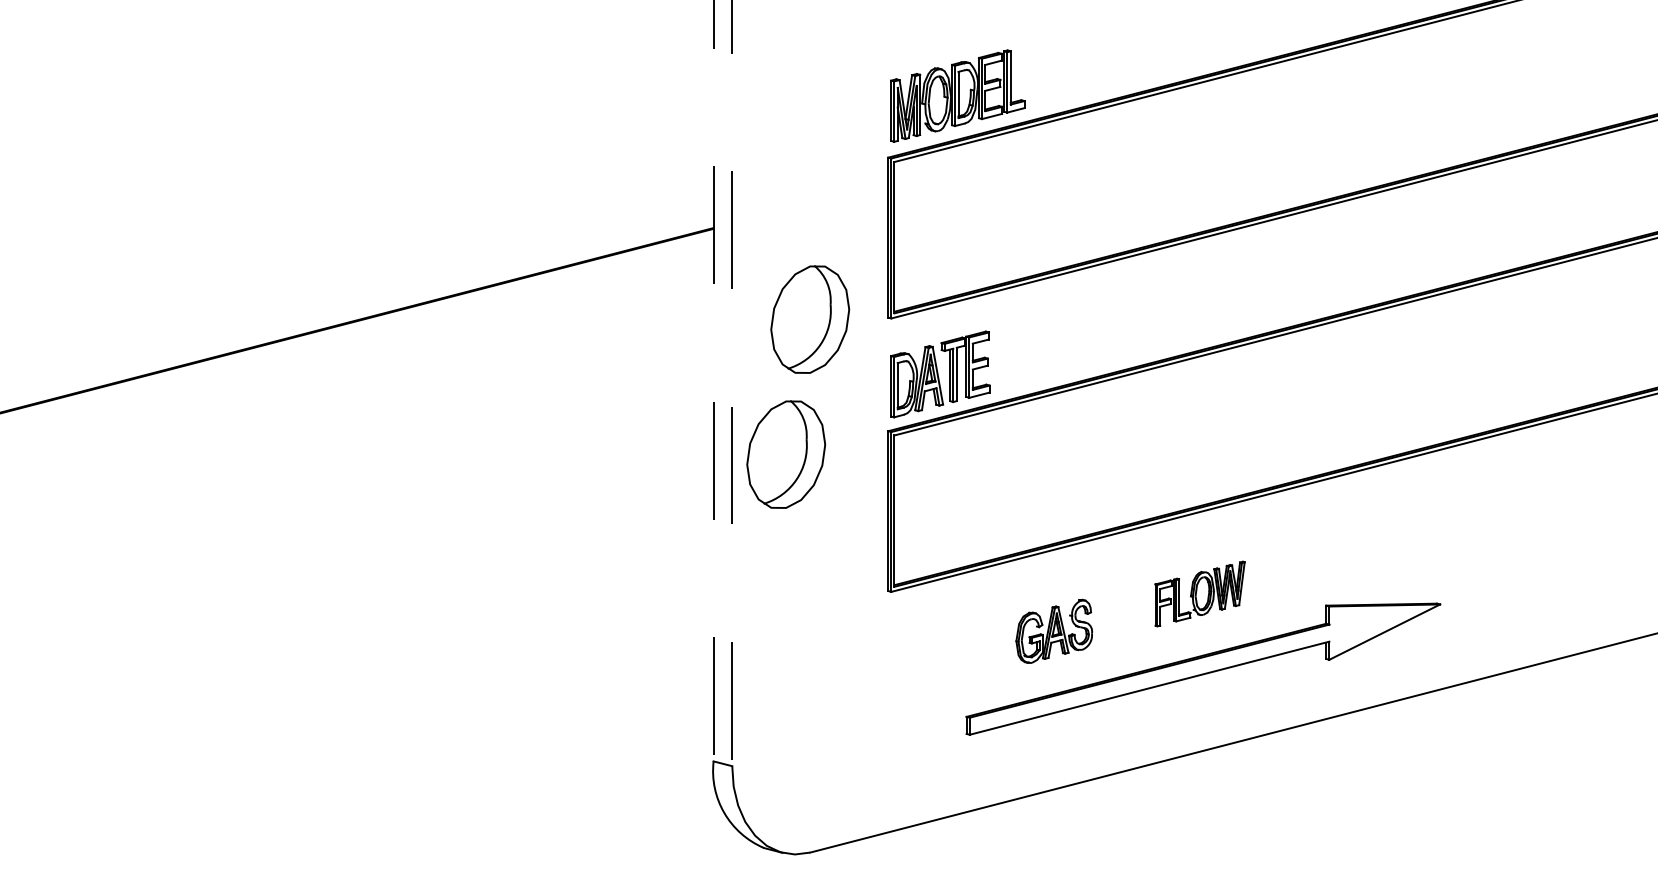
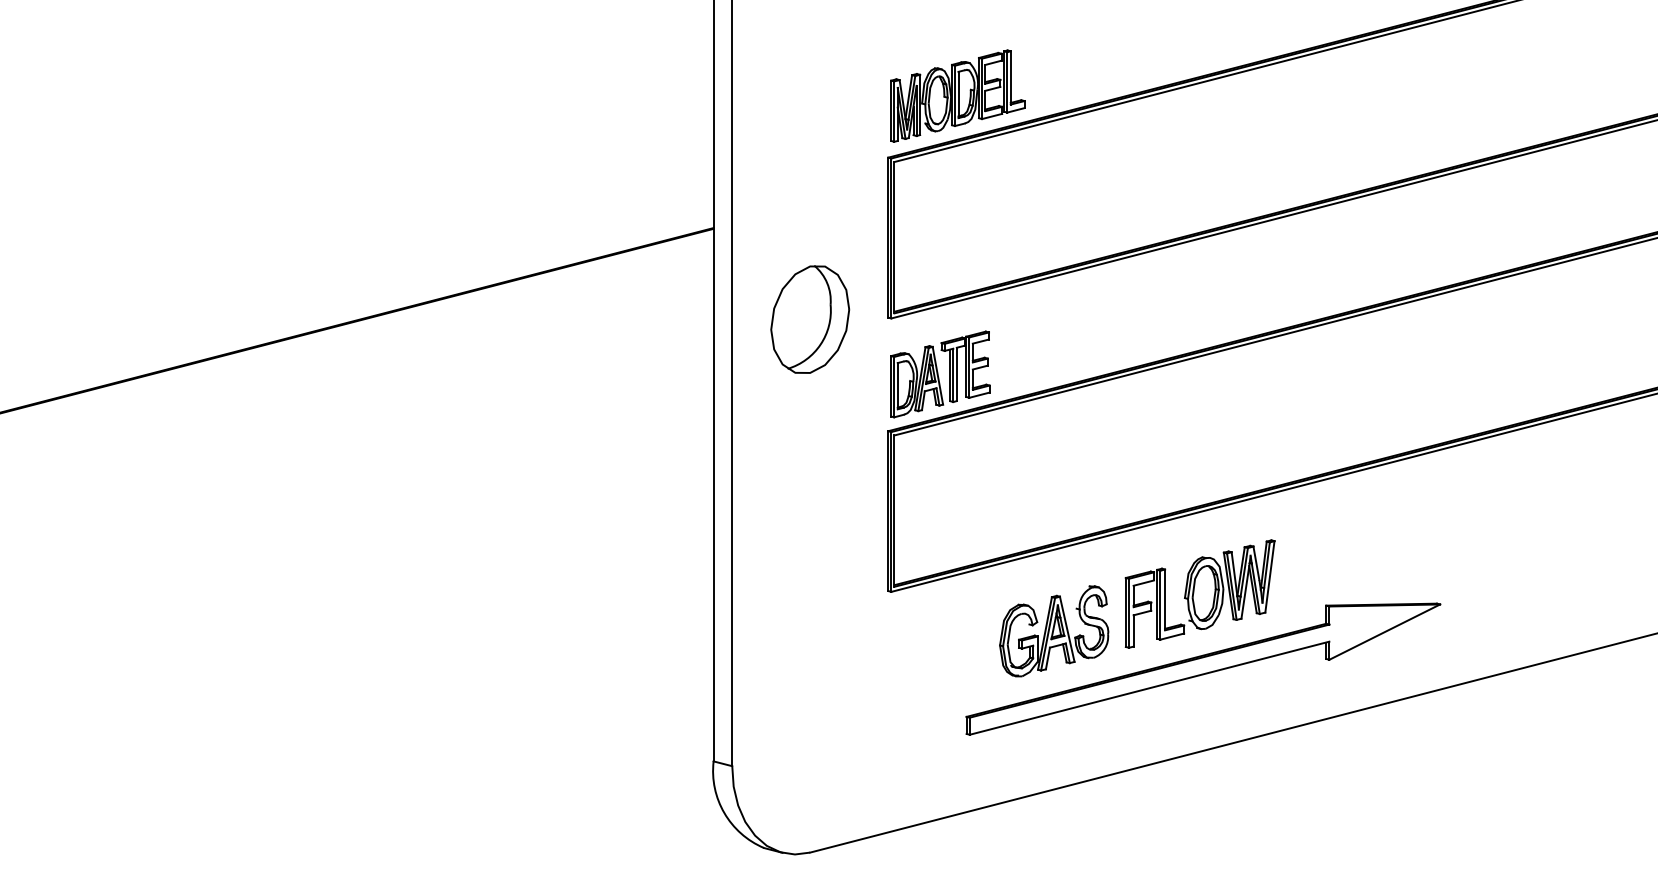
line: dashed -> solid (713, 381)
line: dashed -> solid (732, 383)
part: present -> none (786, 454)
part size: 92x68 px -> 152x110 px (1199, 593)
part size: 79x66 px -> 111x93 px (1054, 631)
